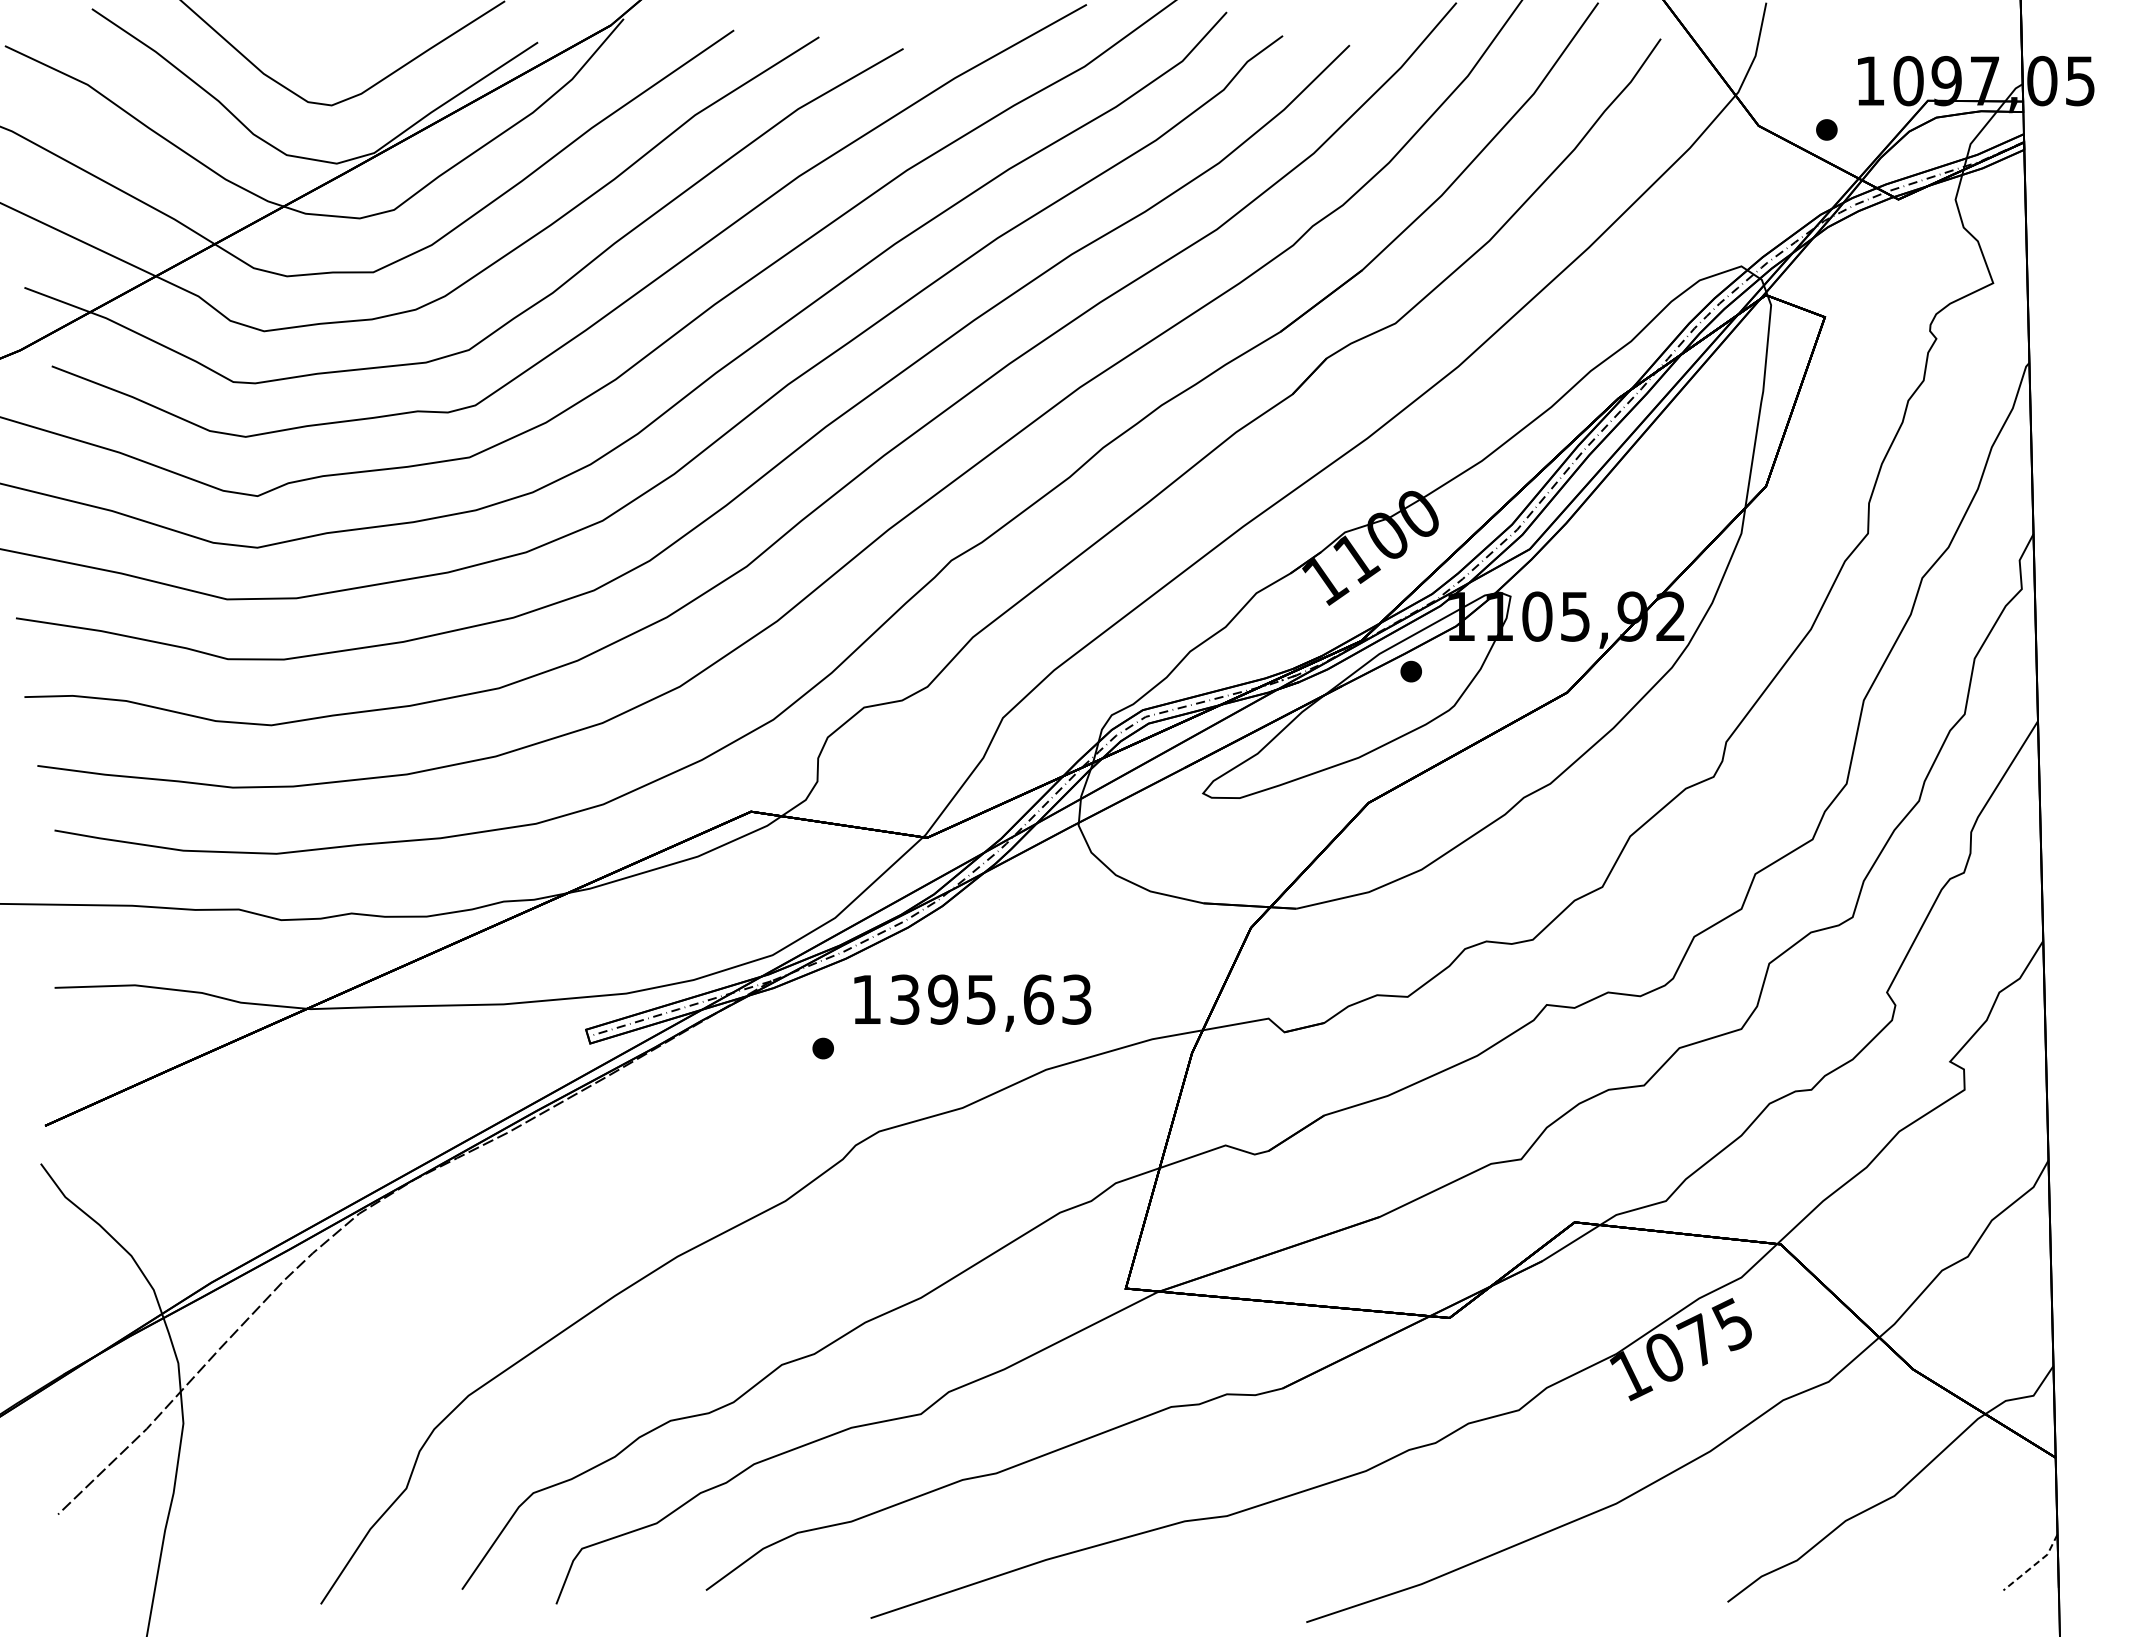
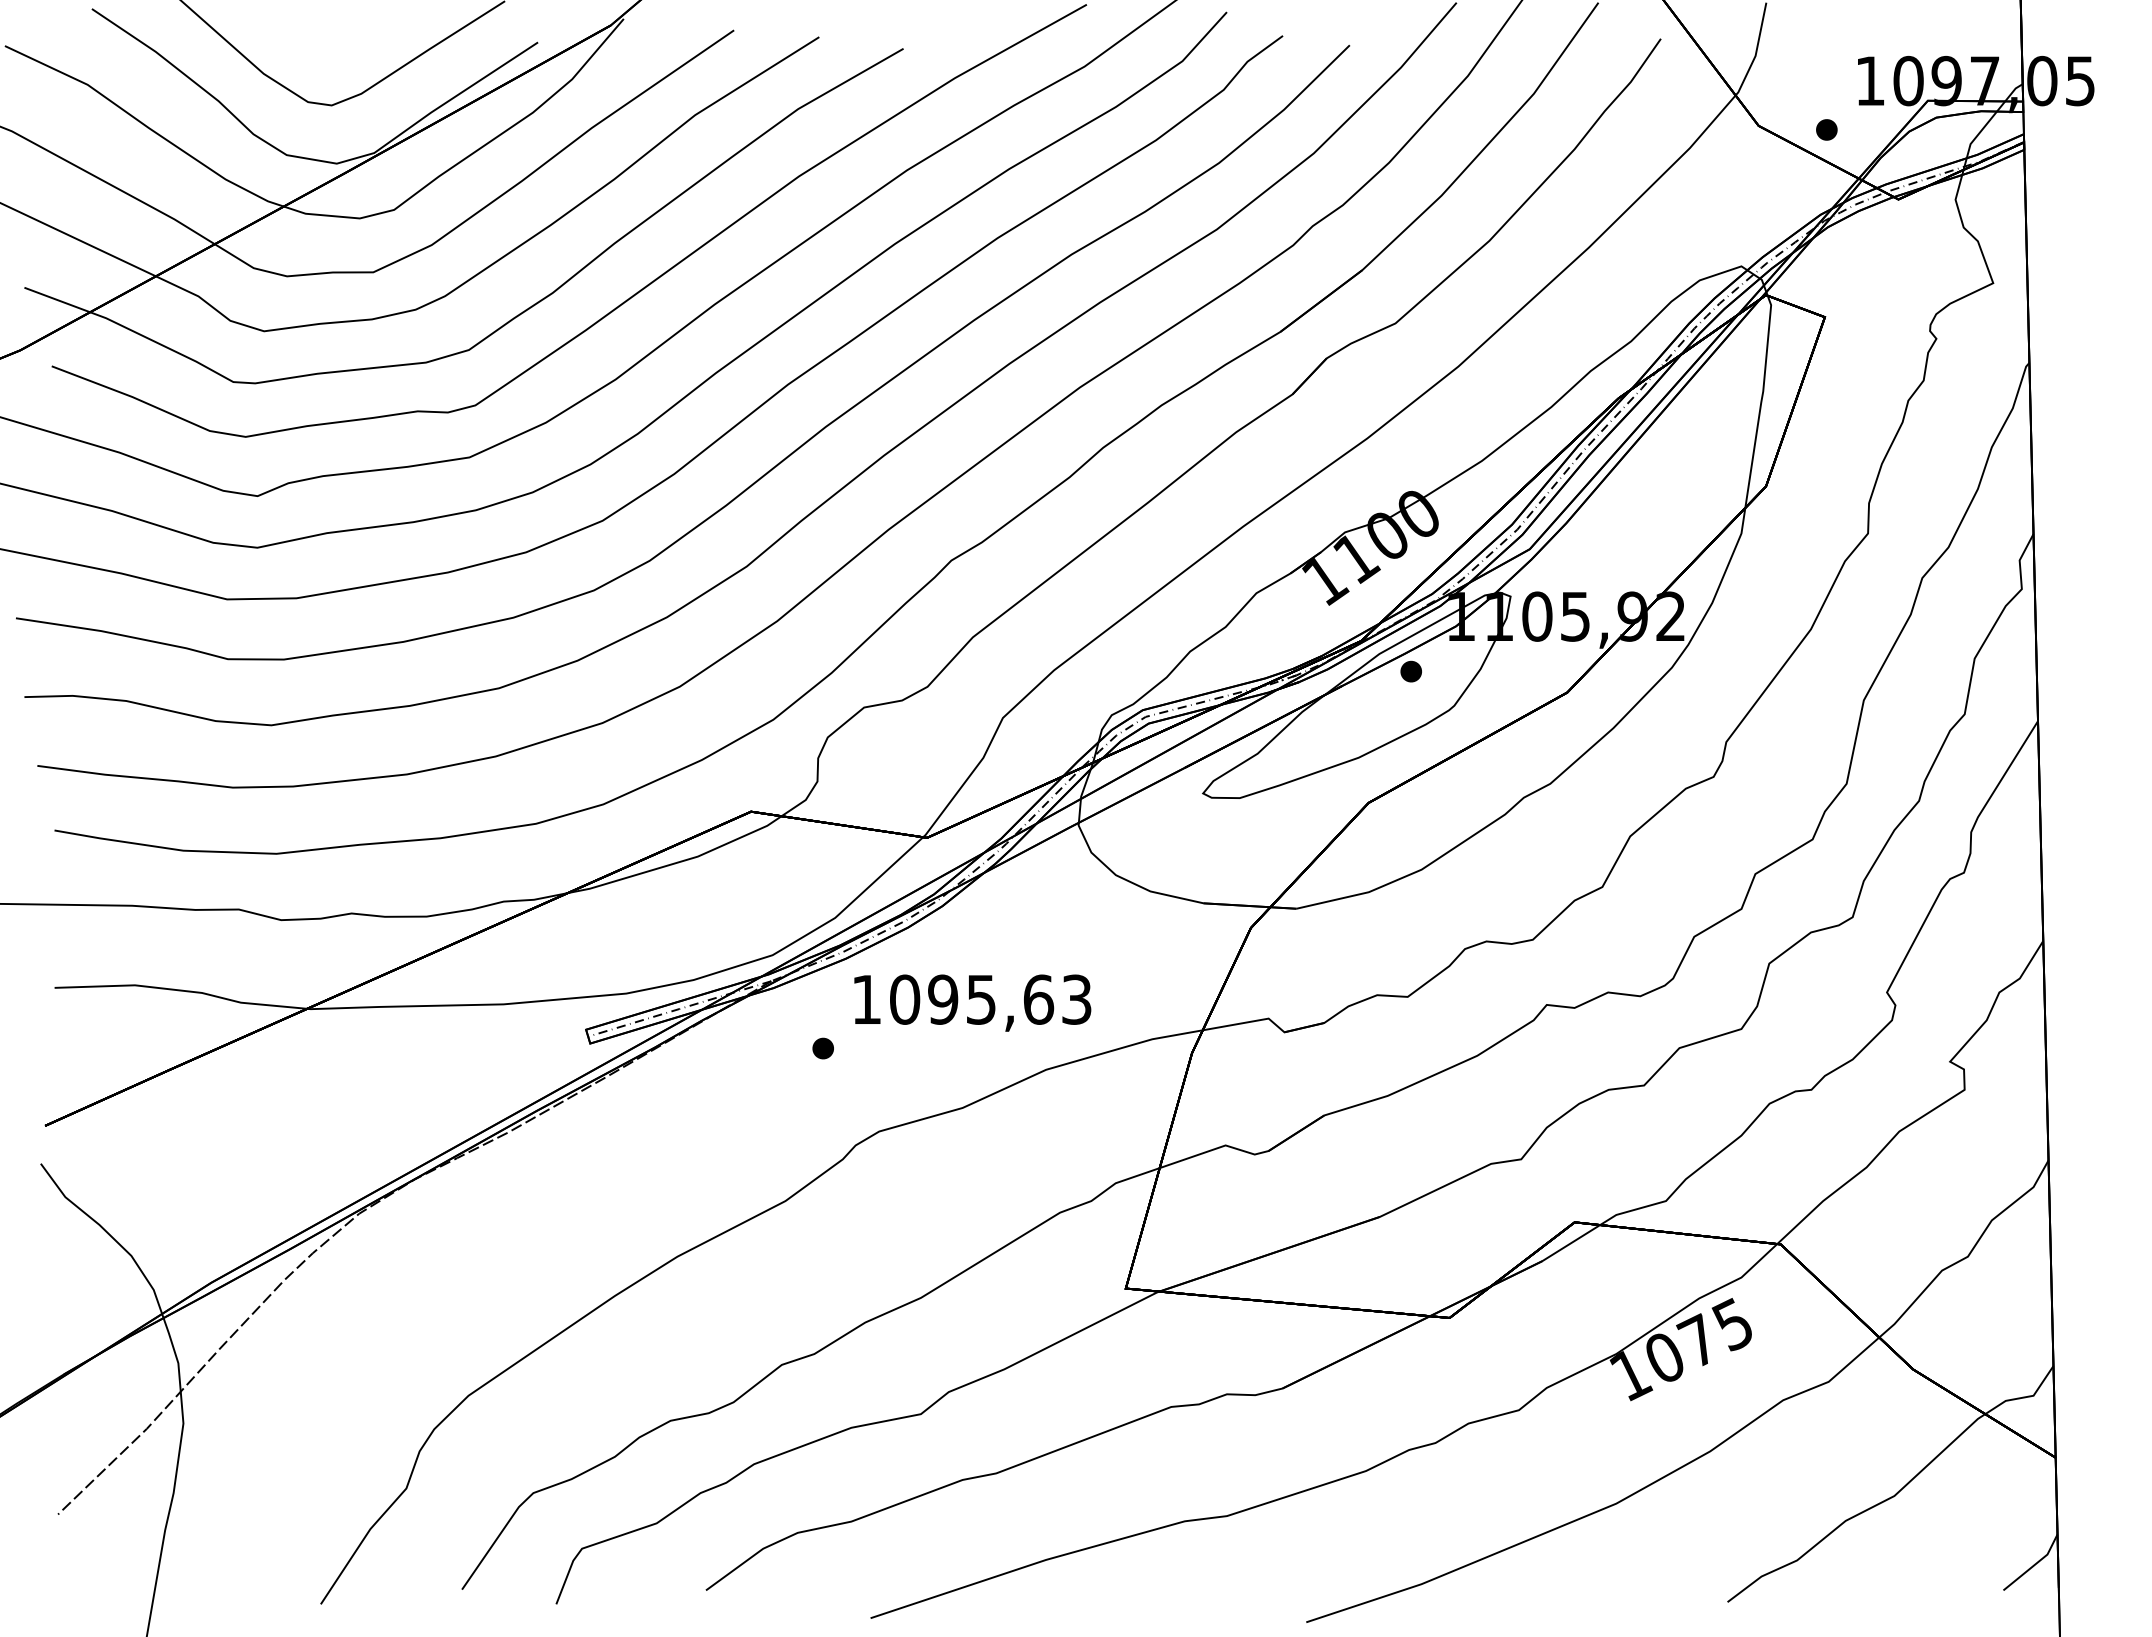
text: 1395,63 -> 1095,63 (905, 999)
line: dashed -> solid (2034, 1565)
